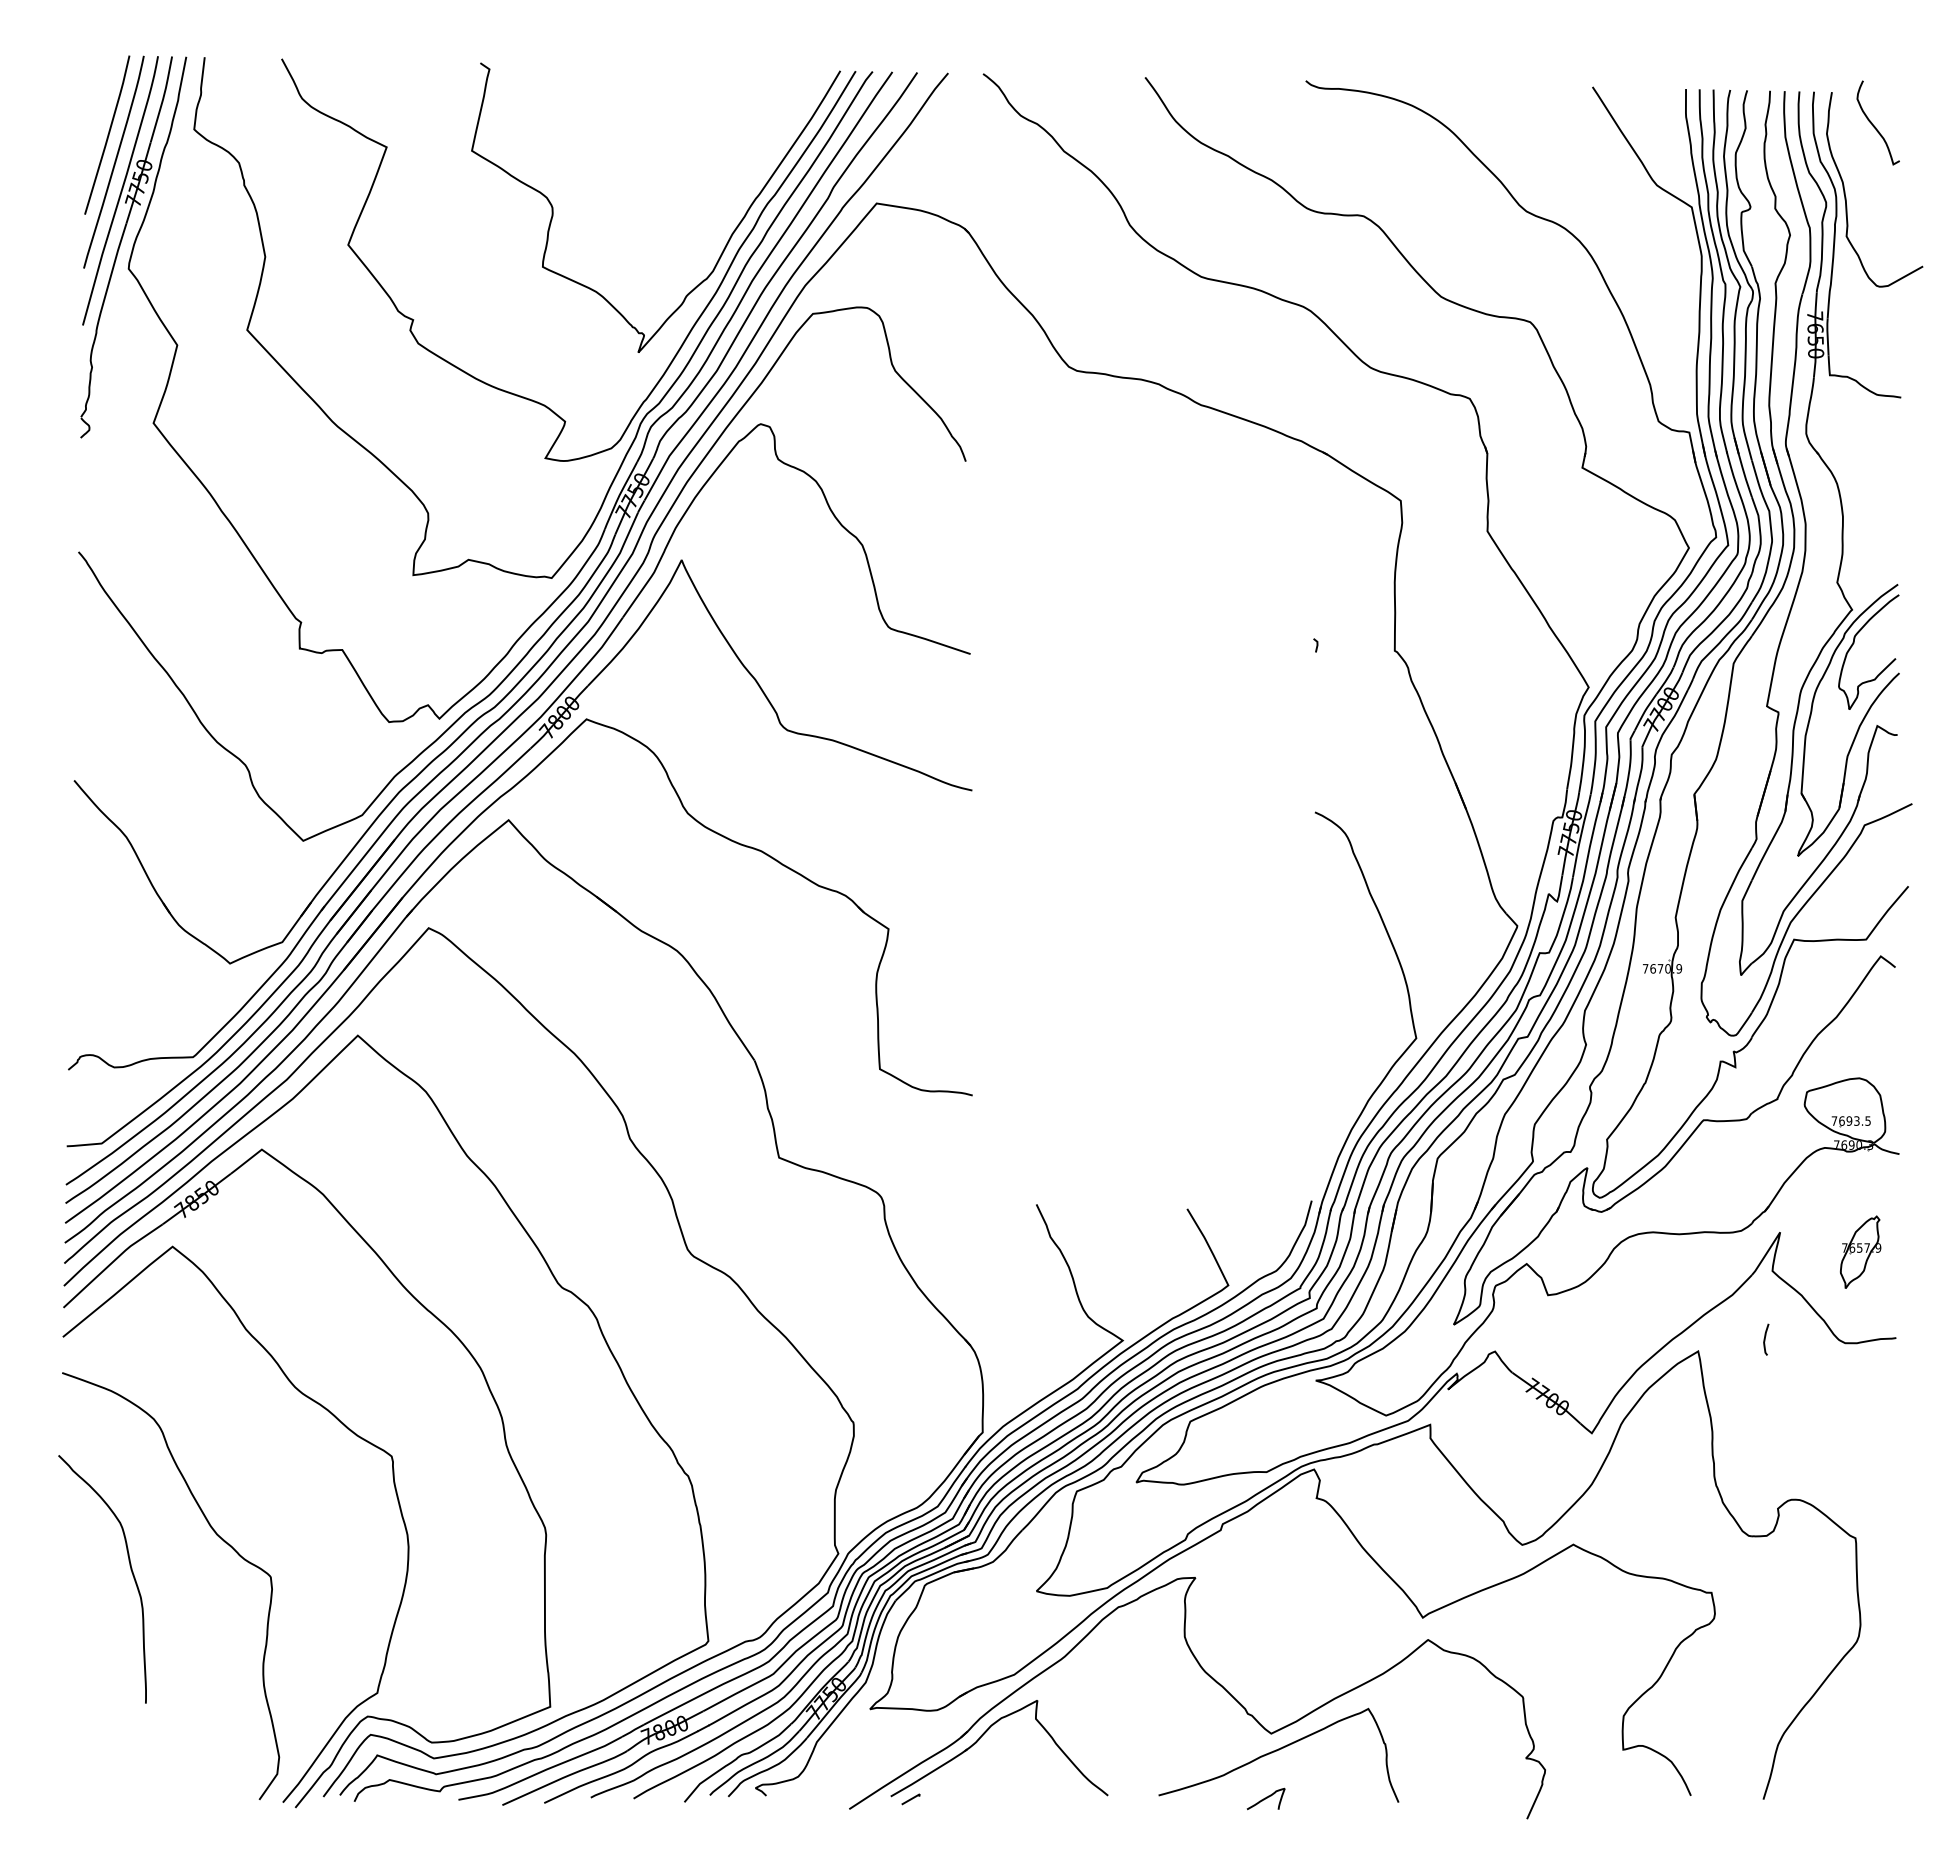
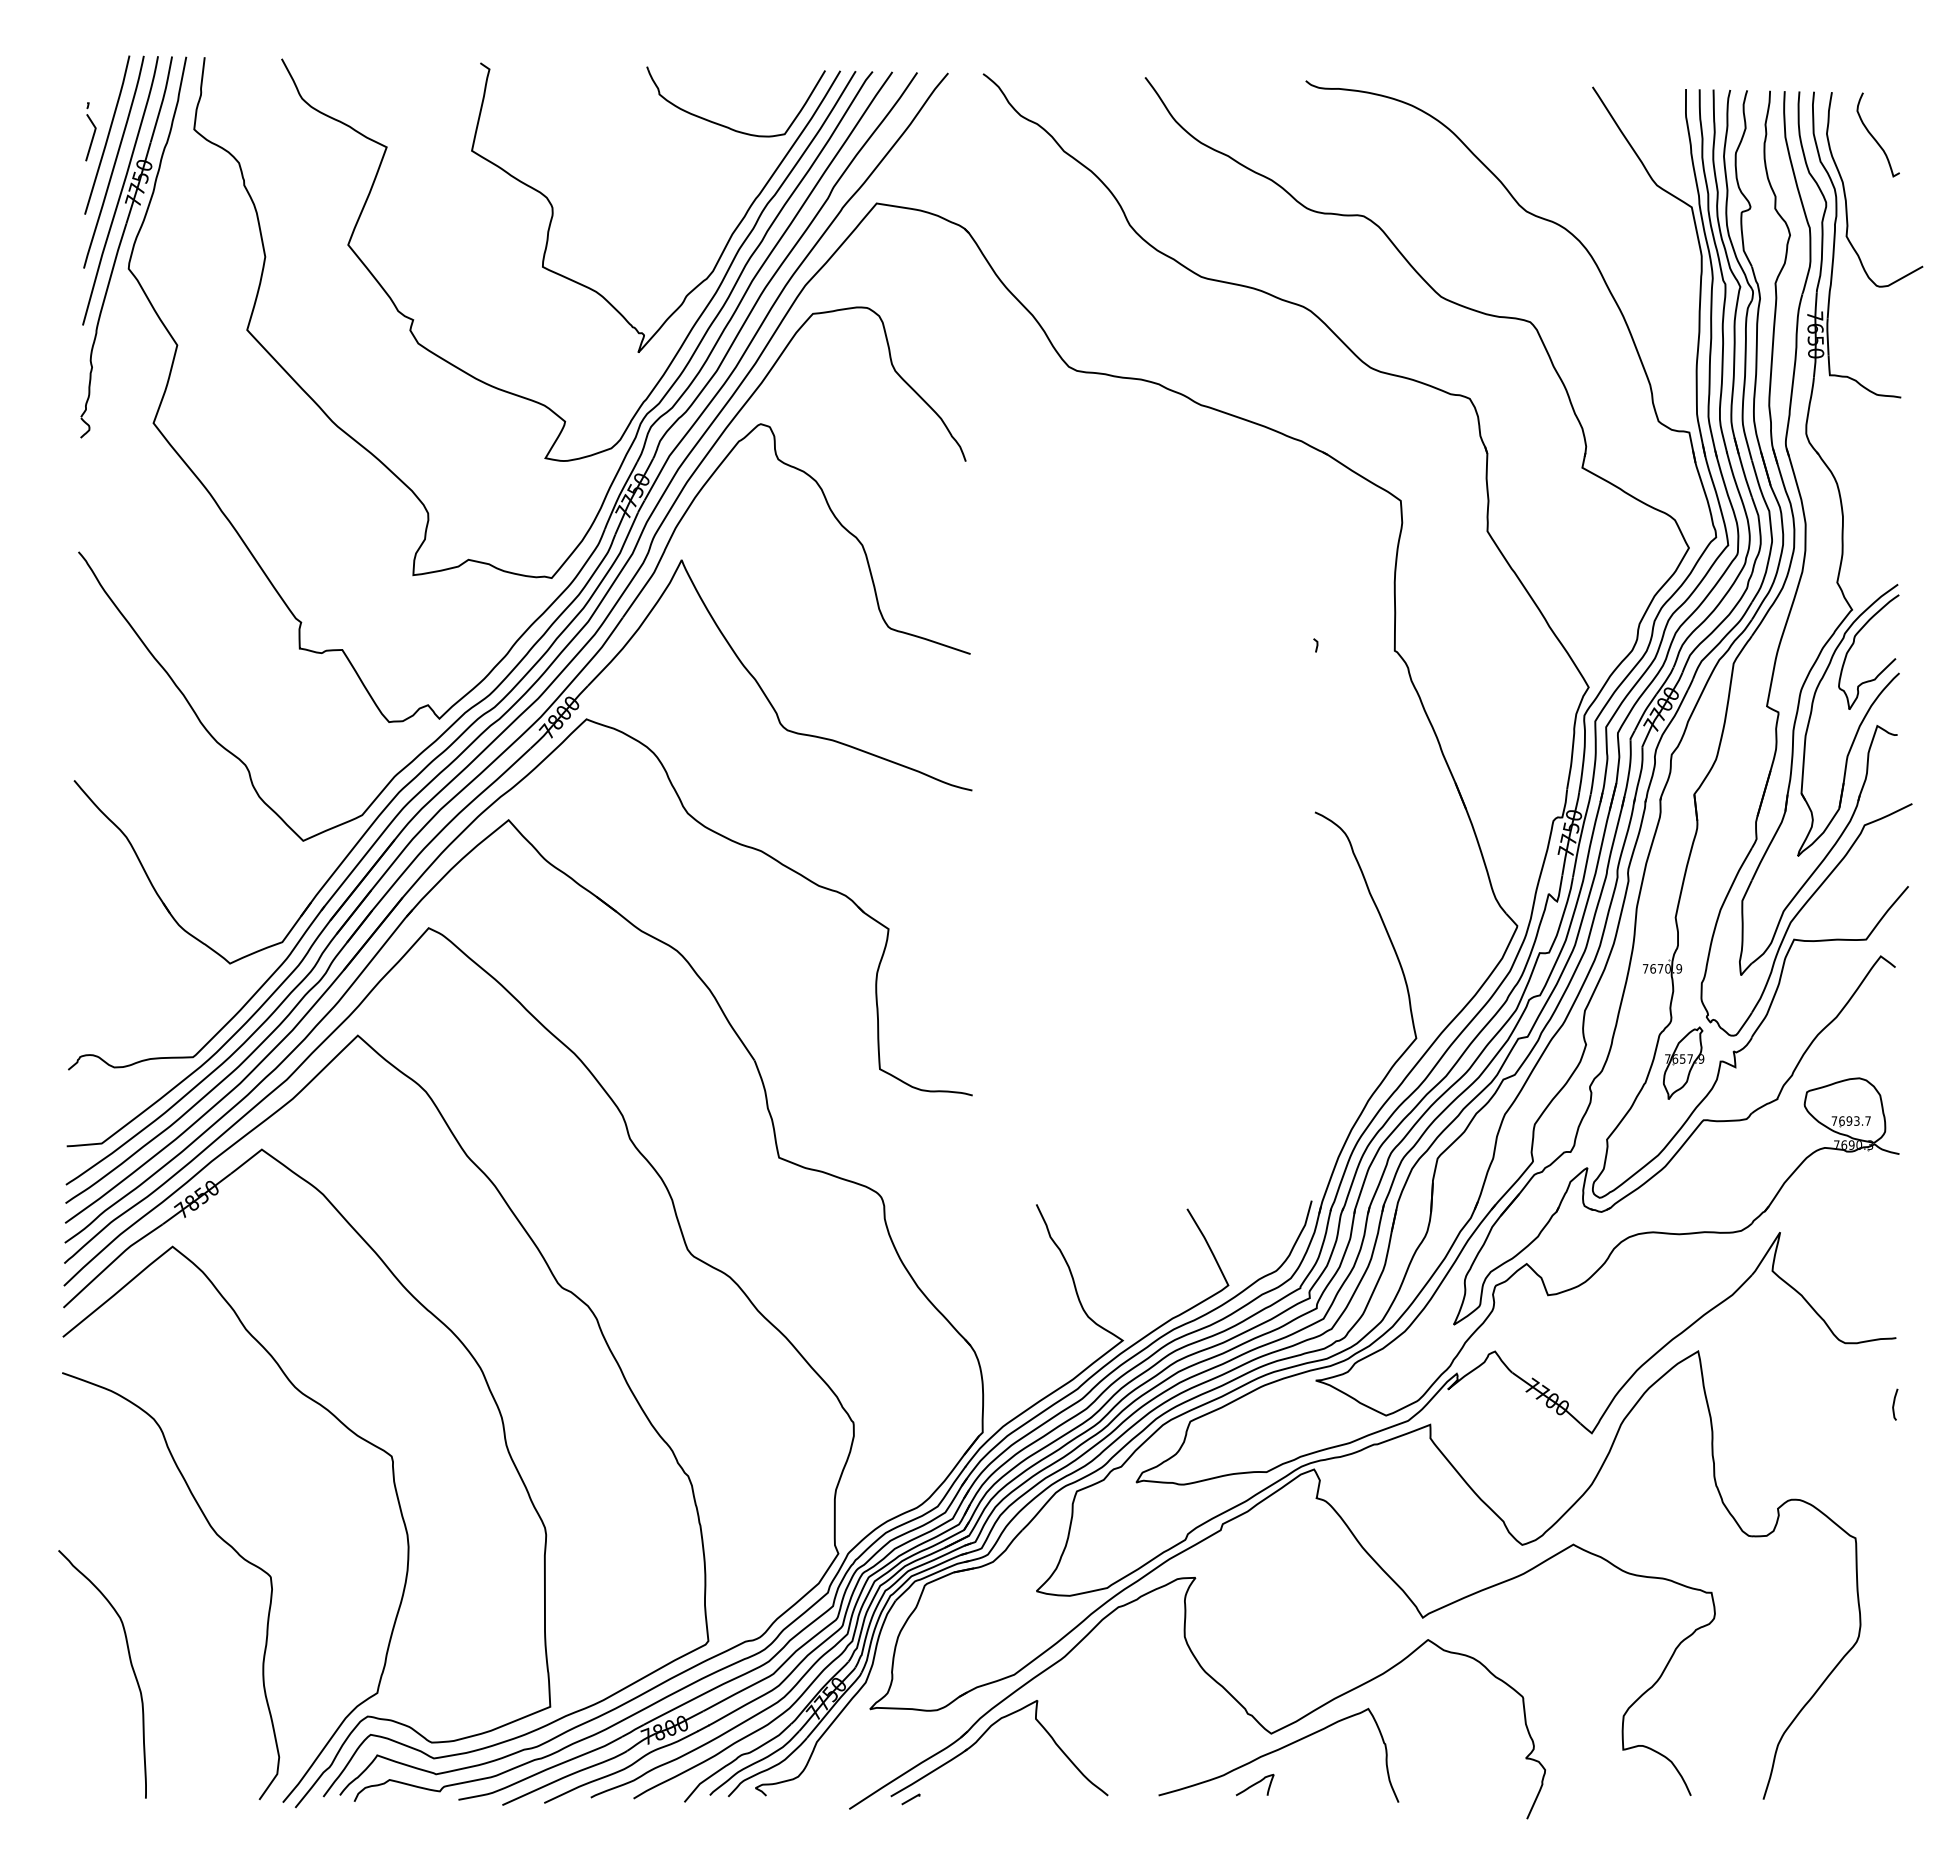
curve position: (1874, 125) -> (1874, 137) (1874, 137)
part: none -> present (728, 126)
part: none -> present (90, 131)
text: 7693.5 -> 7693.7 (1867, 1120)
part position: (1860, 1251) -> (1683, 1062) (1683, 1062)
curve position: (1765, 1339) -> (1894, 1404) (1894, 1404)
curve position: (130, 1569) -> (130, 1664) (130, 1664)
curve position: (1265, 1798) -> (1254, 1784) (1254, 1784)
